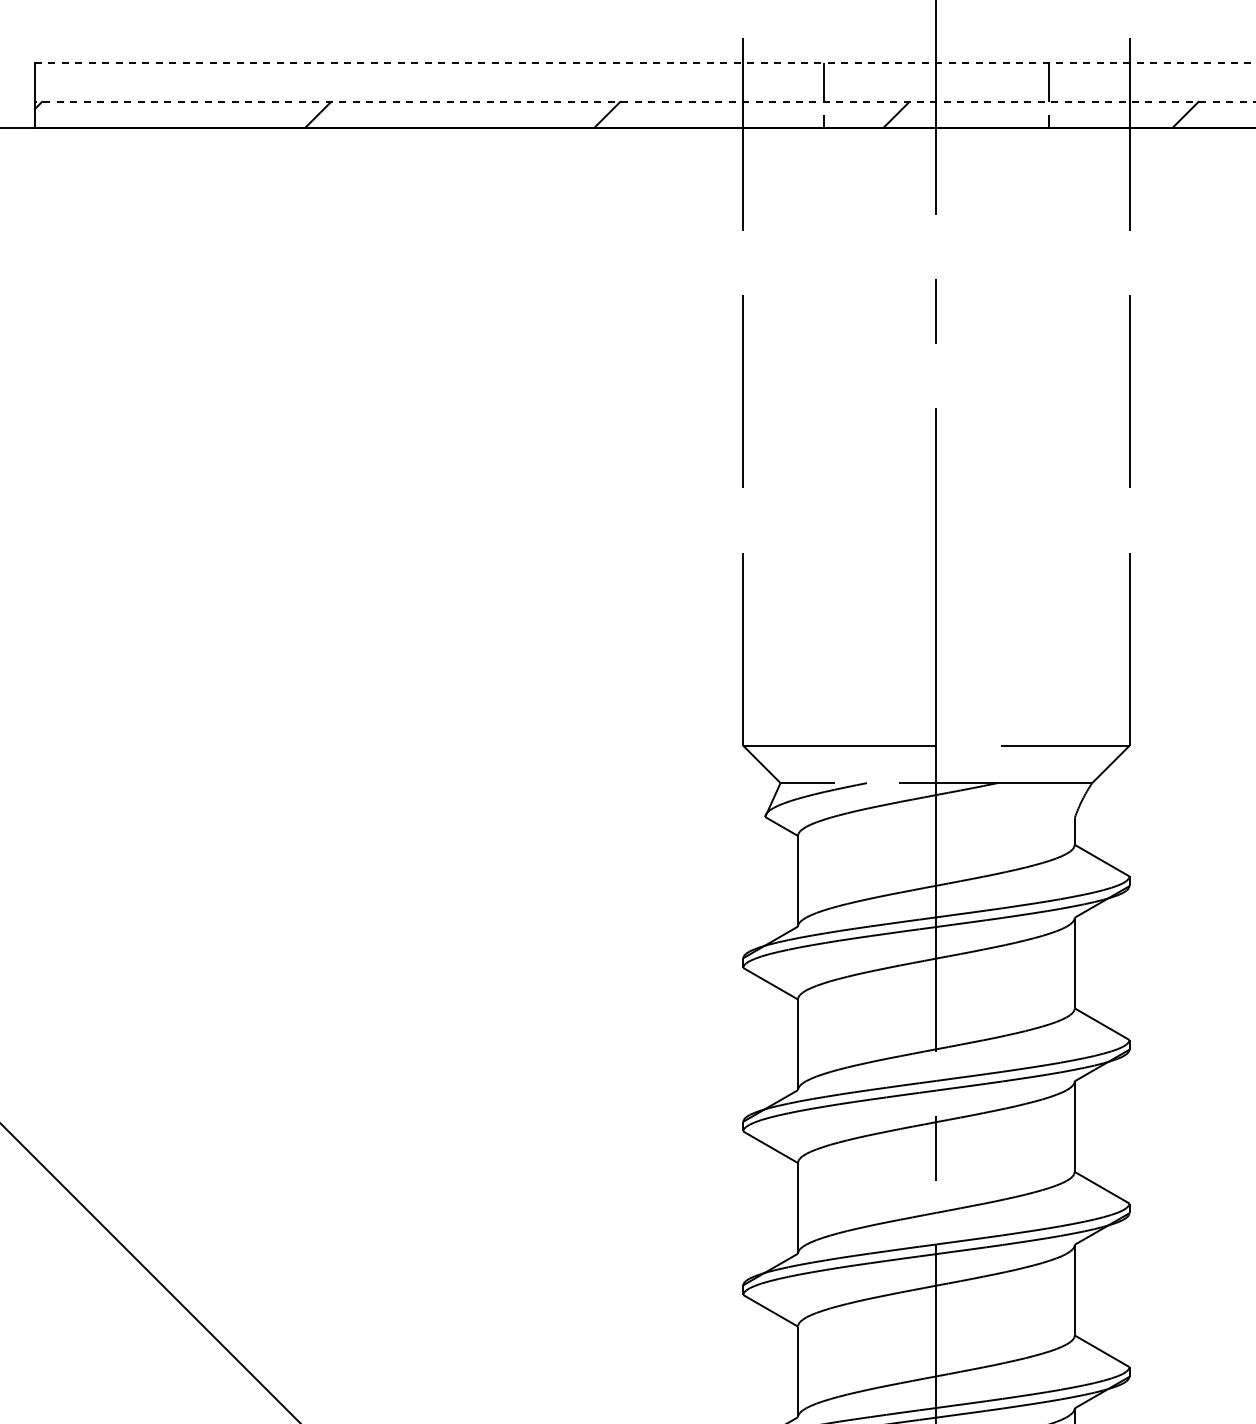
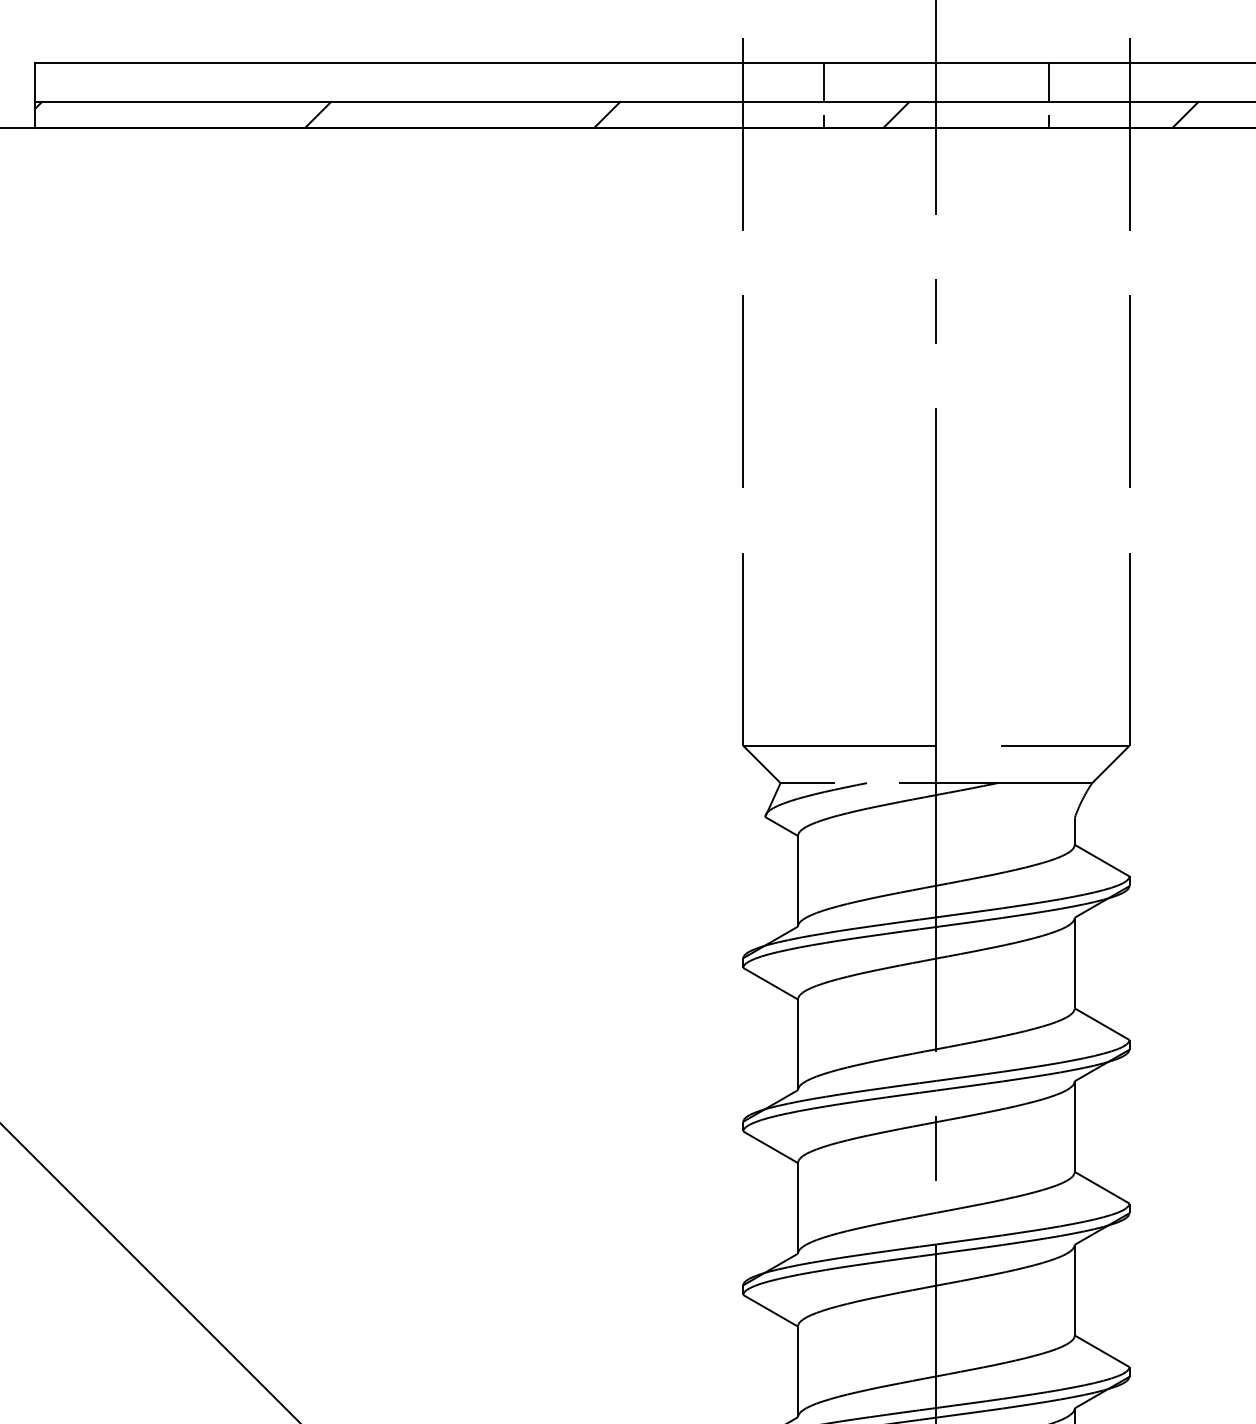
line: dashed -> solid (645, 63)
line: dashed -> solid (644, 101)
